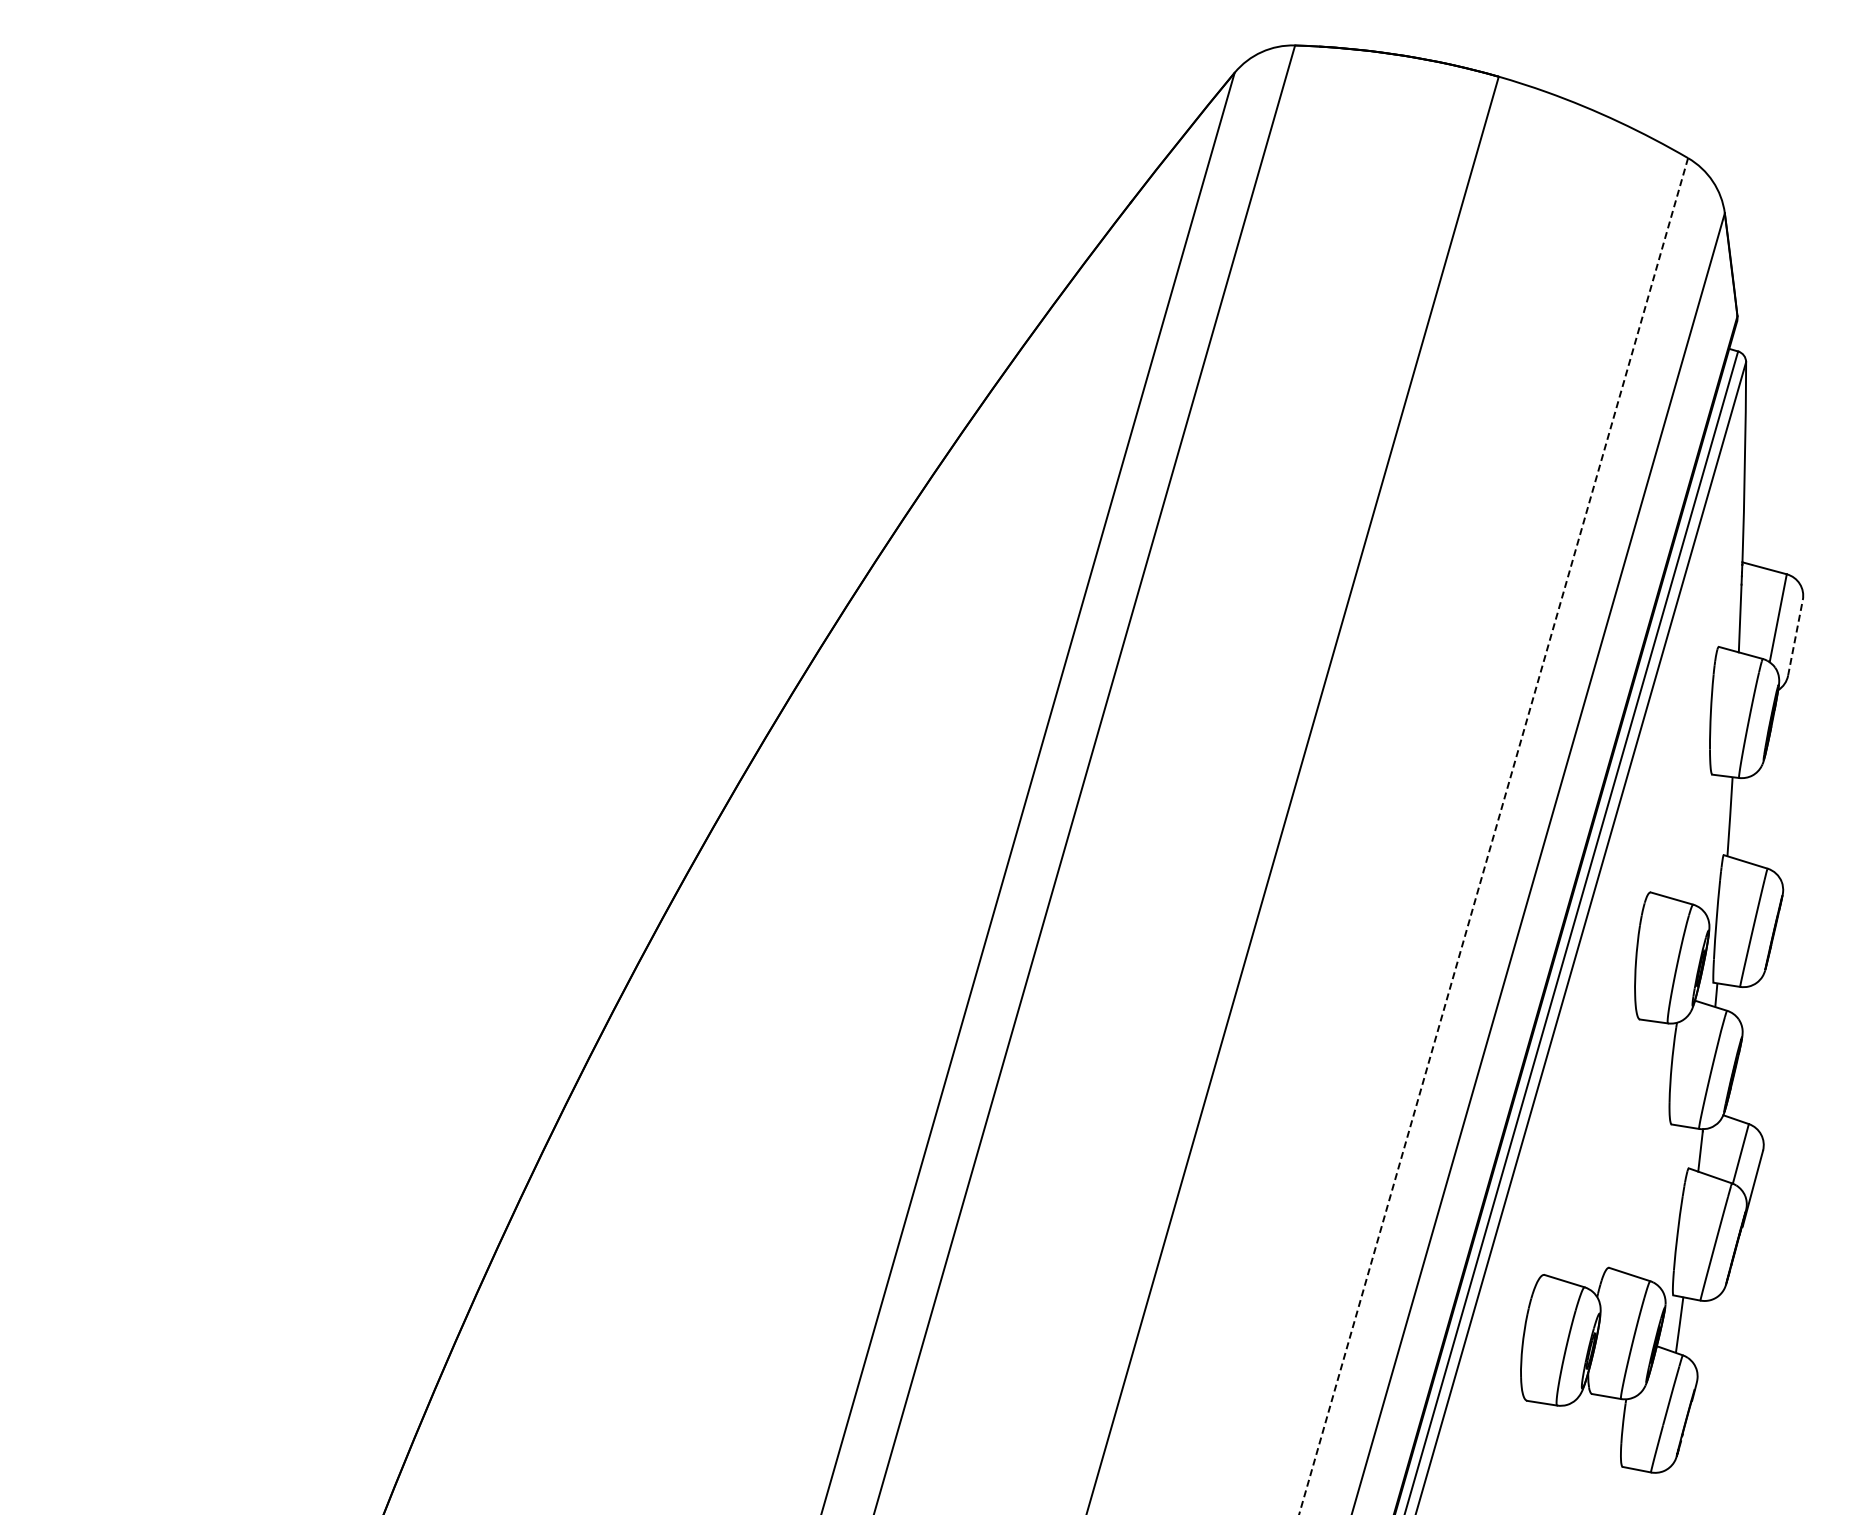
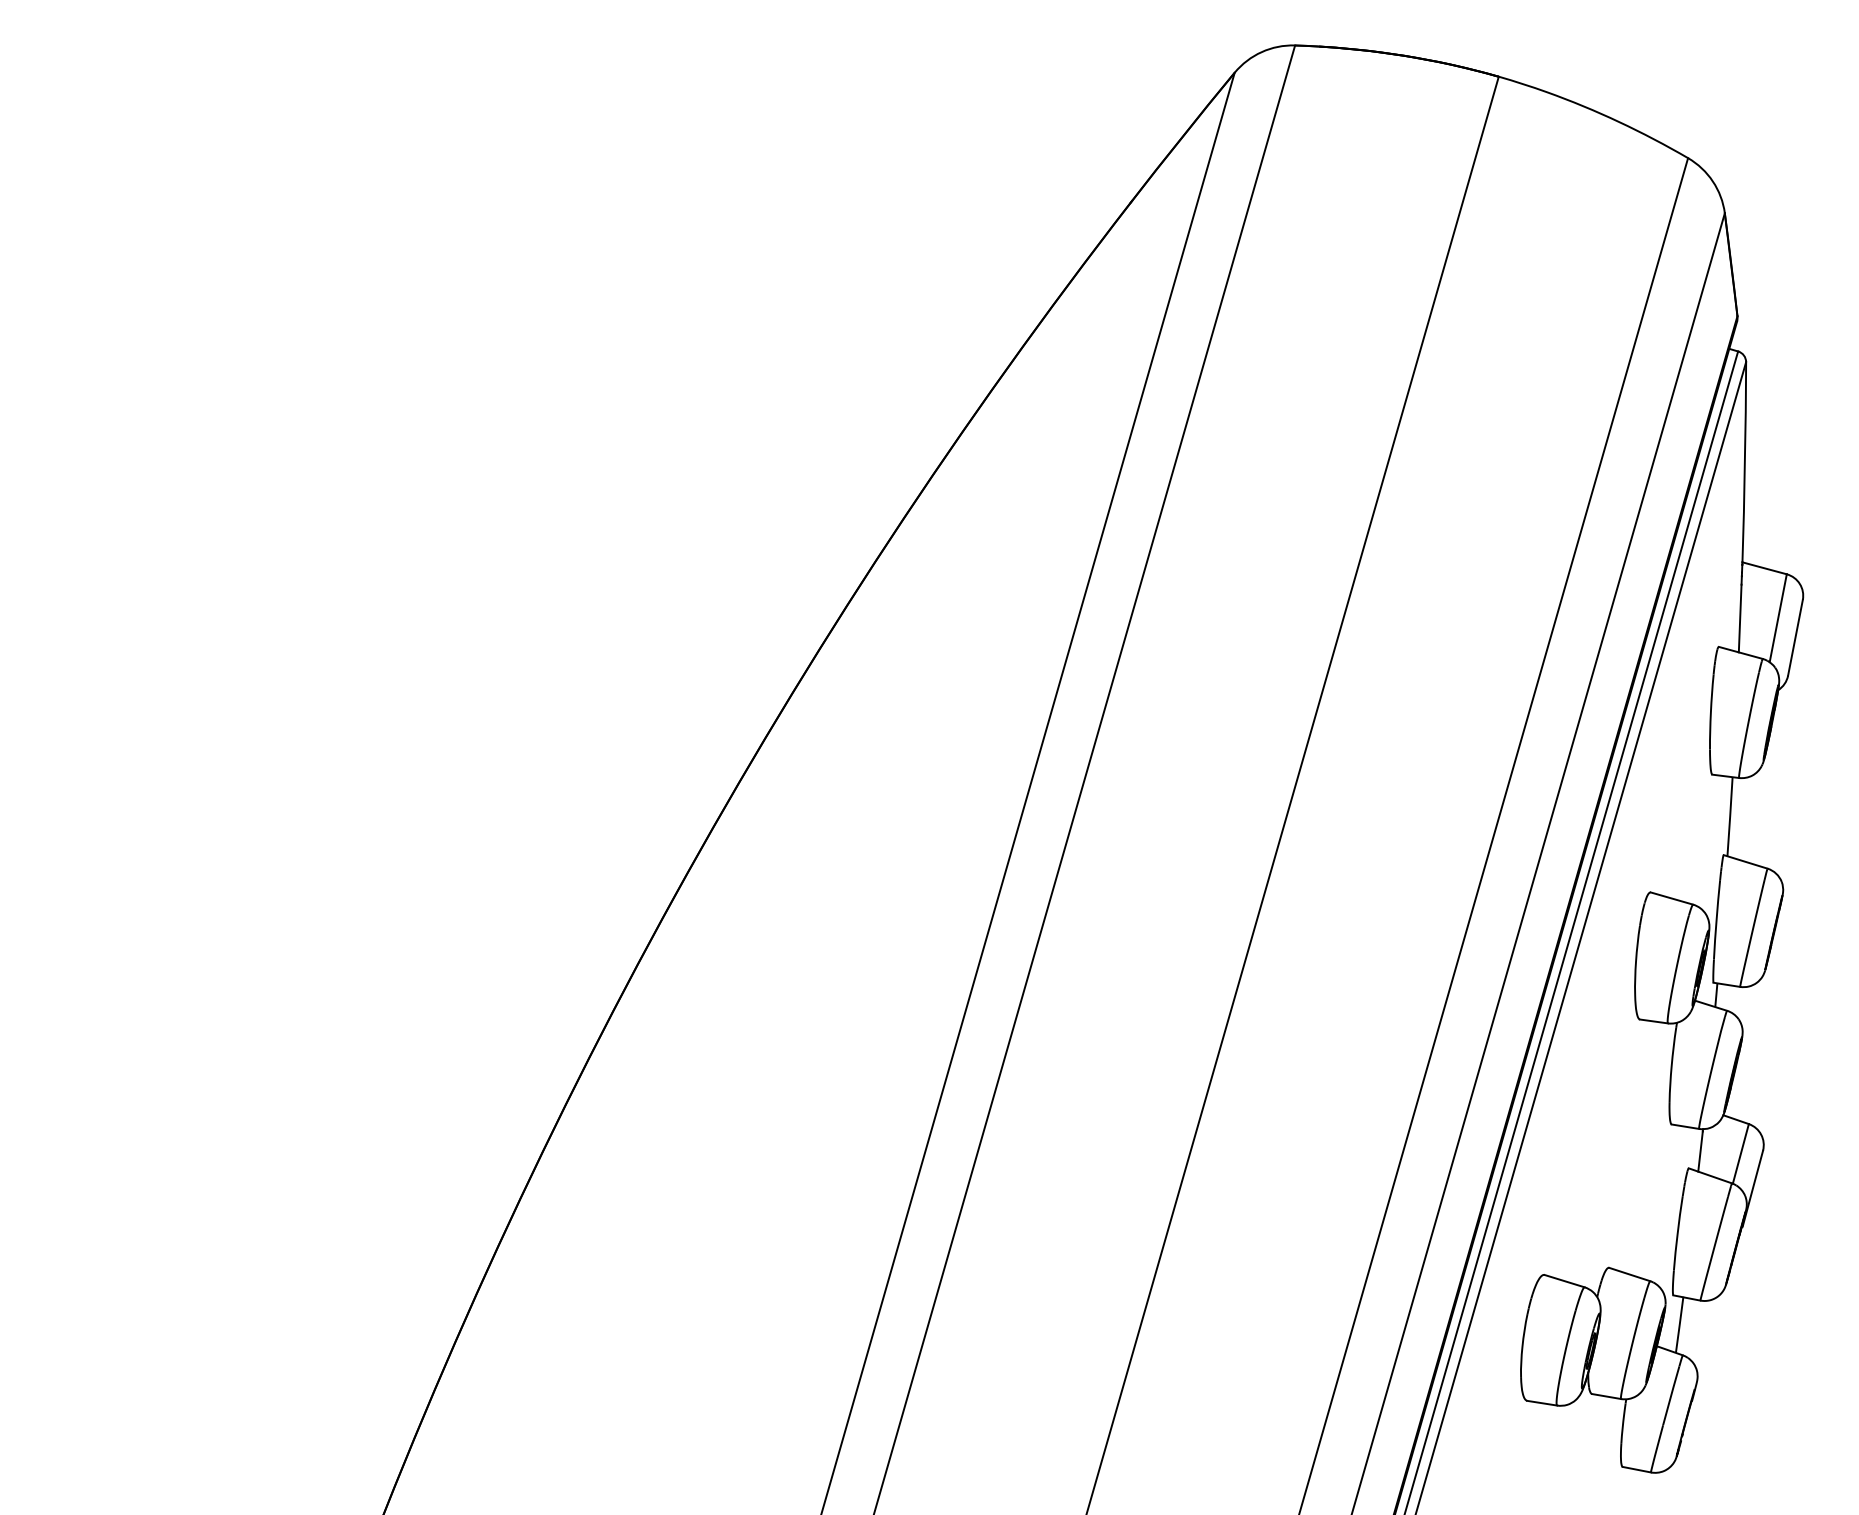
line: dashed -> solid (1795, 637)
line: dashed -> solid (1493, 836)
